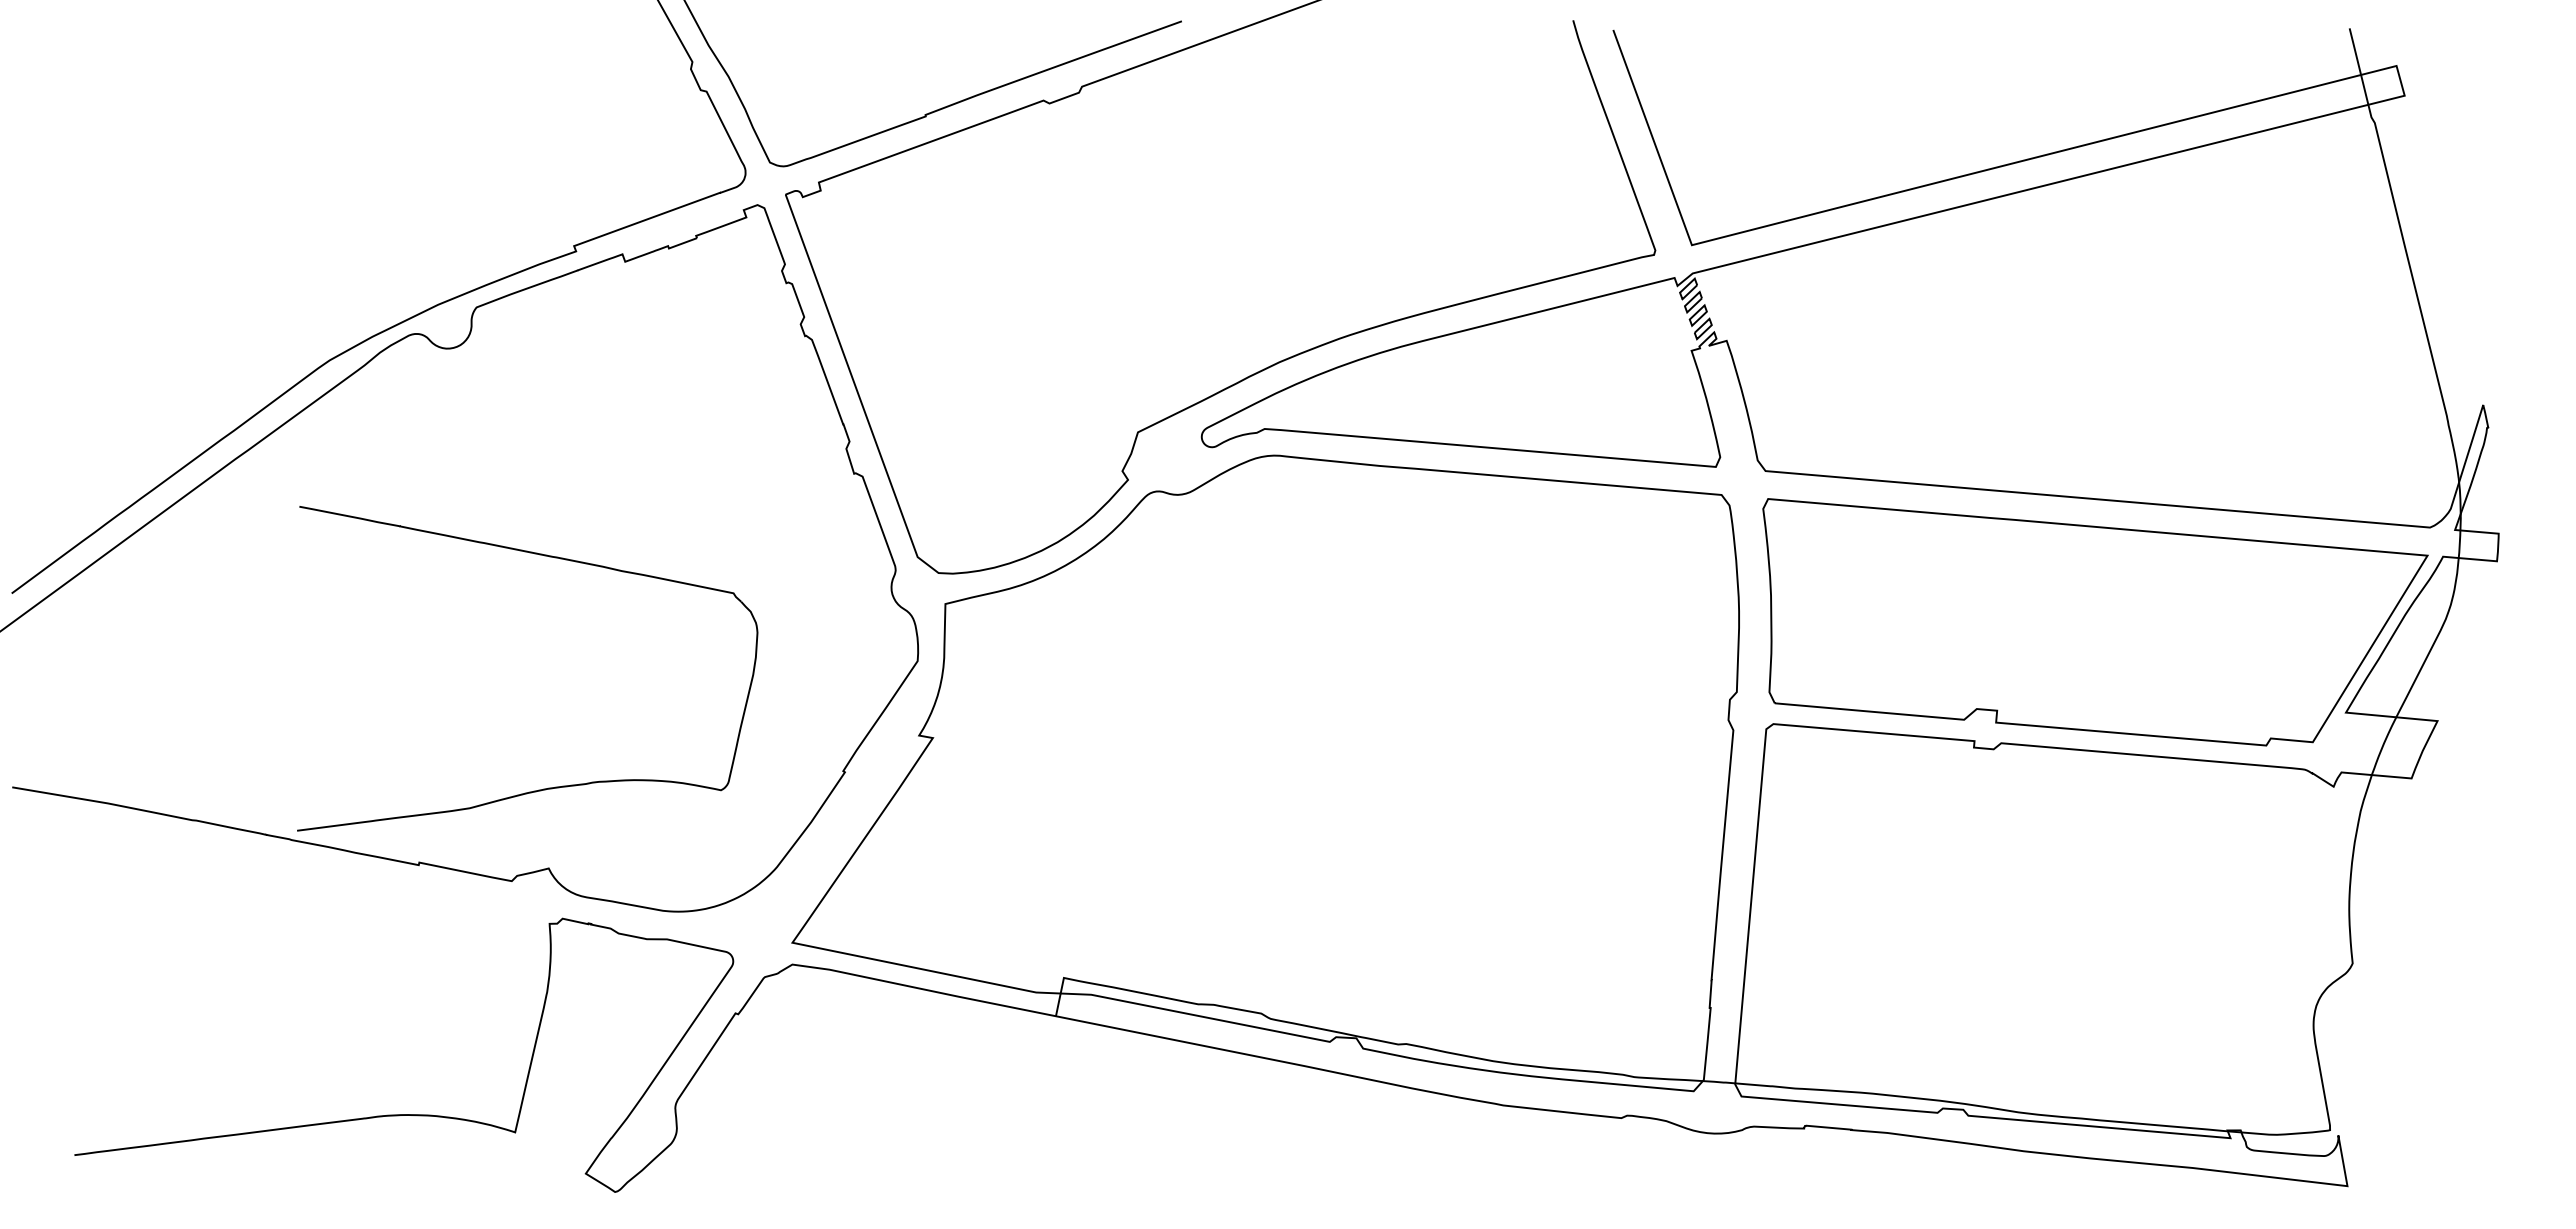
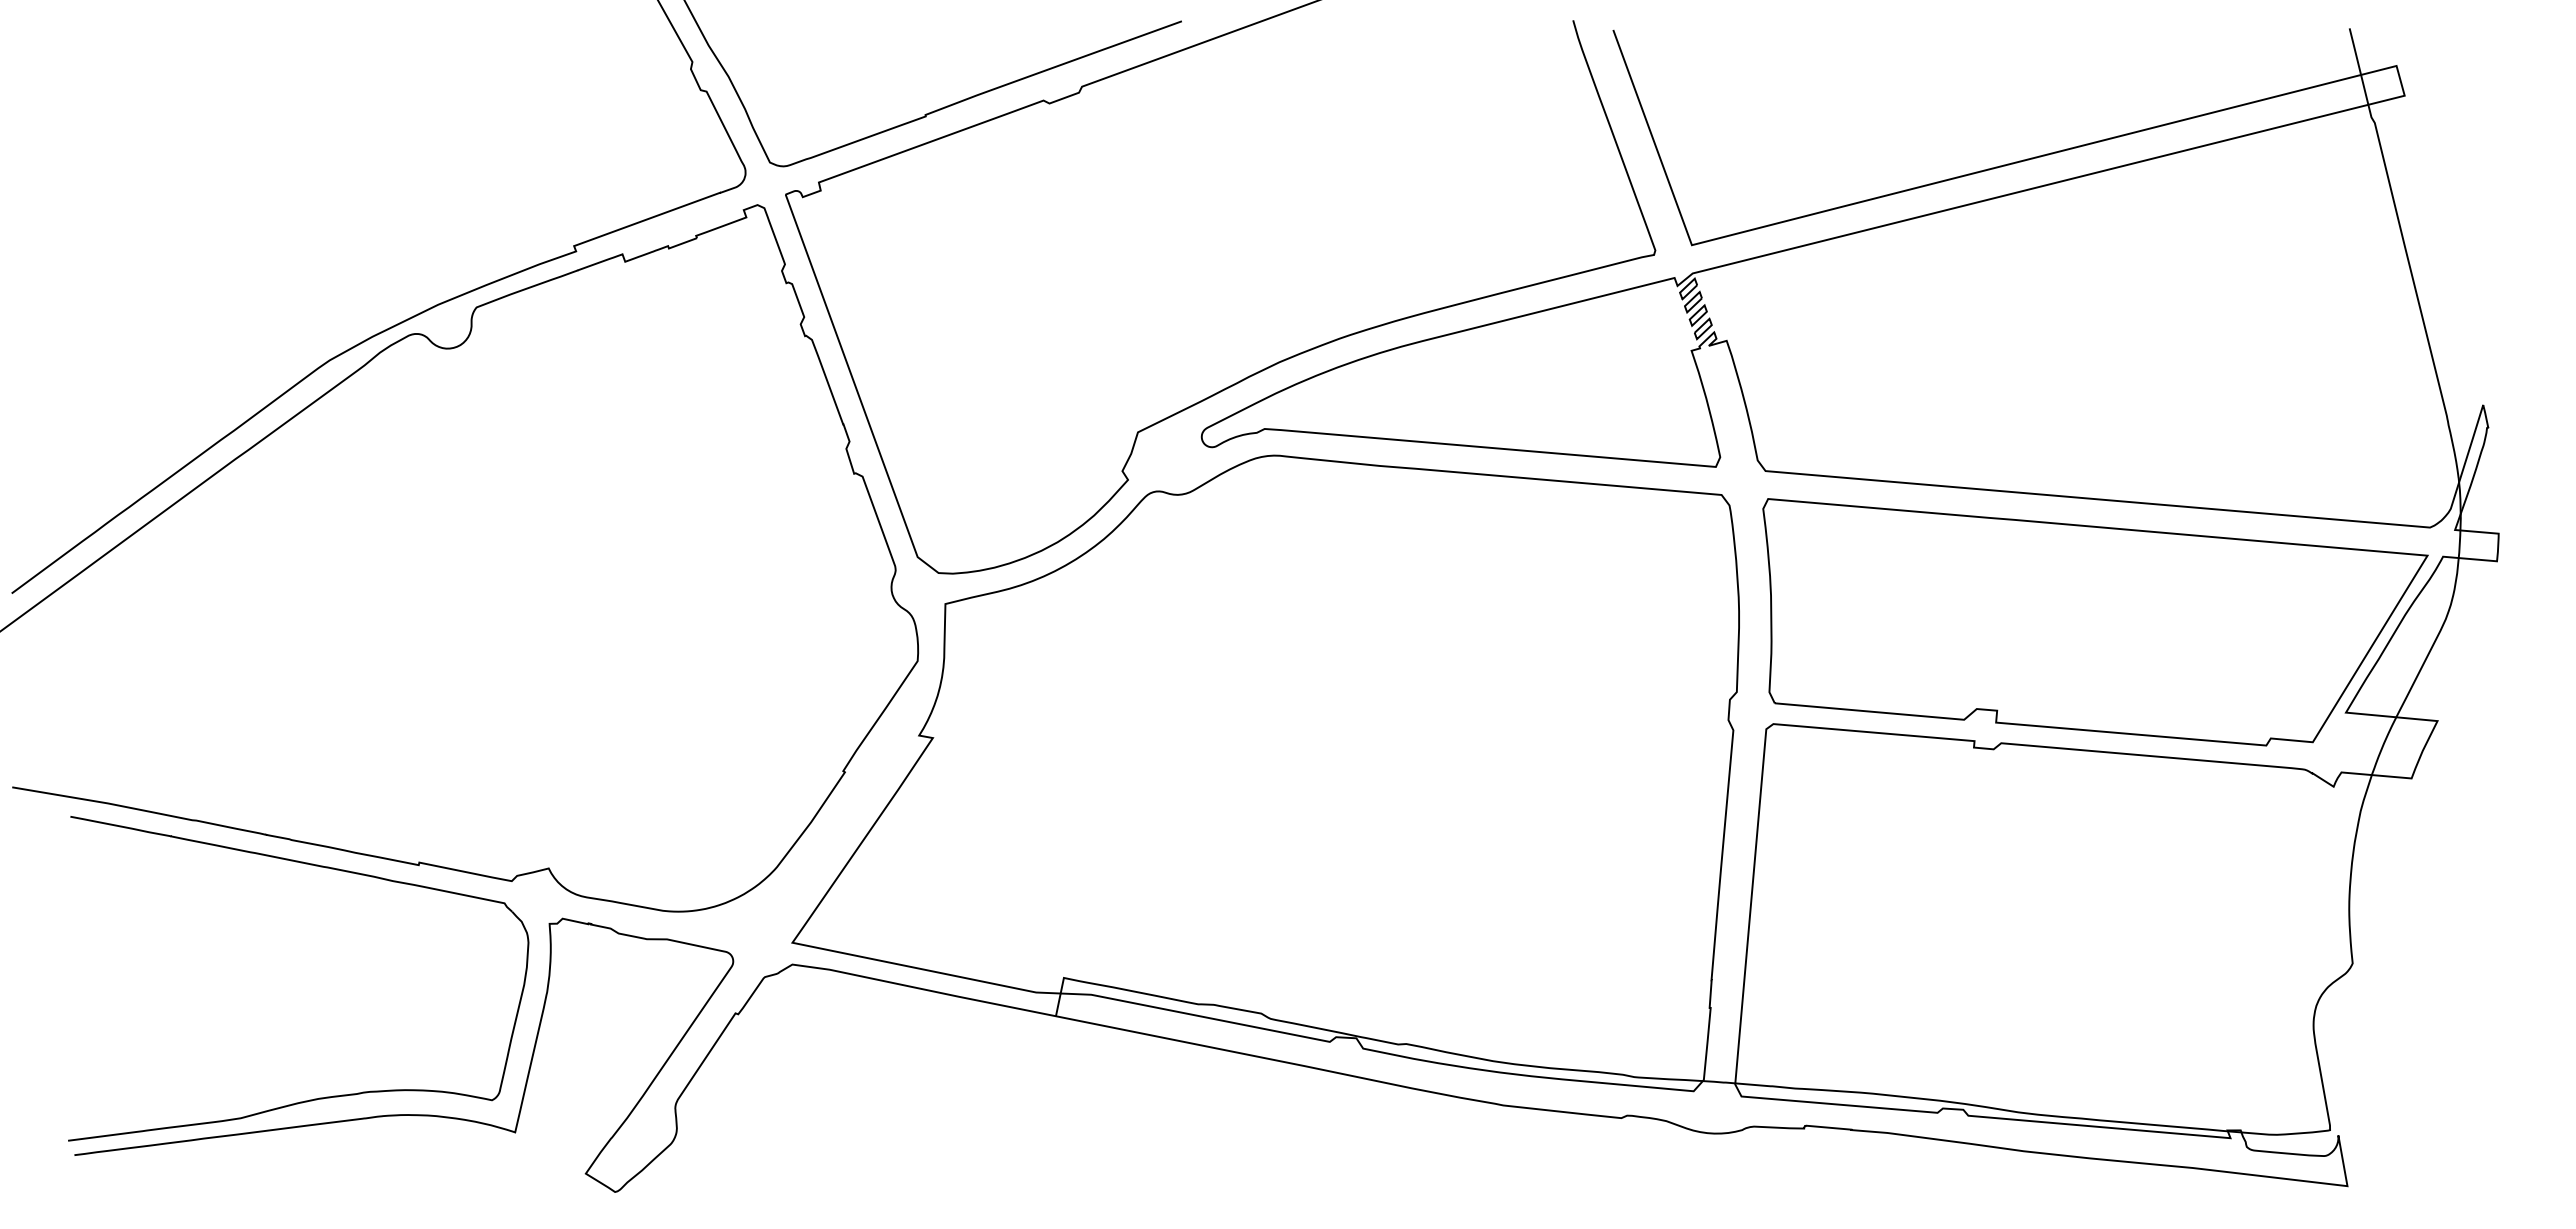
part position: (549, 557) -> (320, 867) (320, 867)
